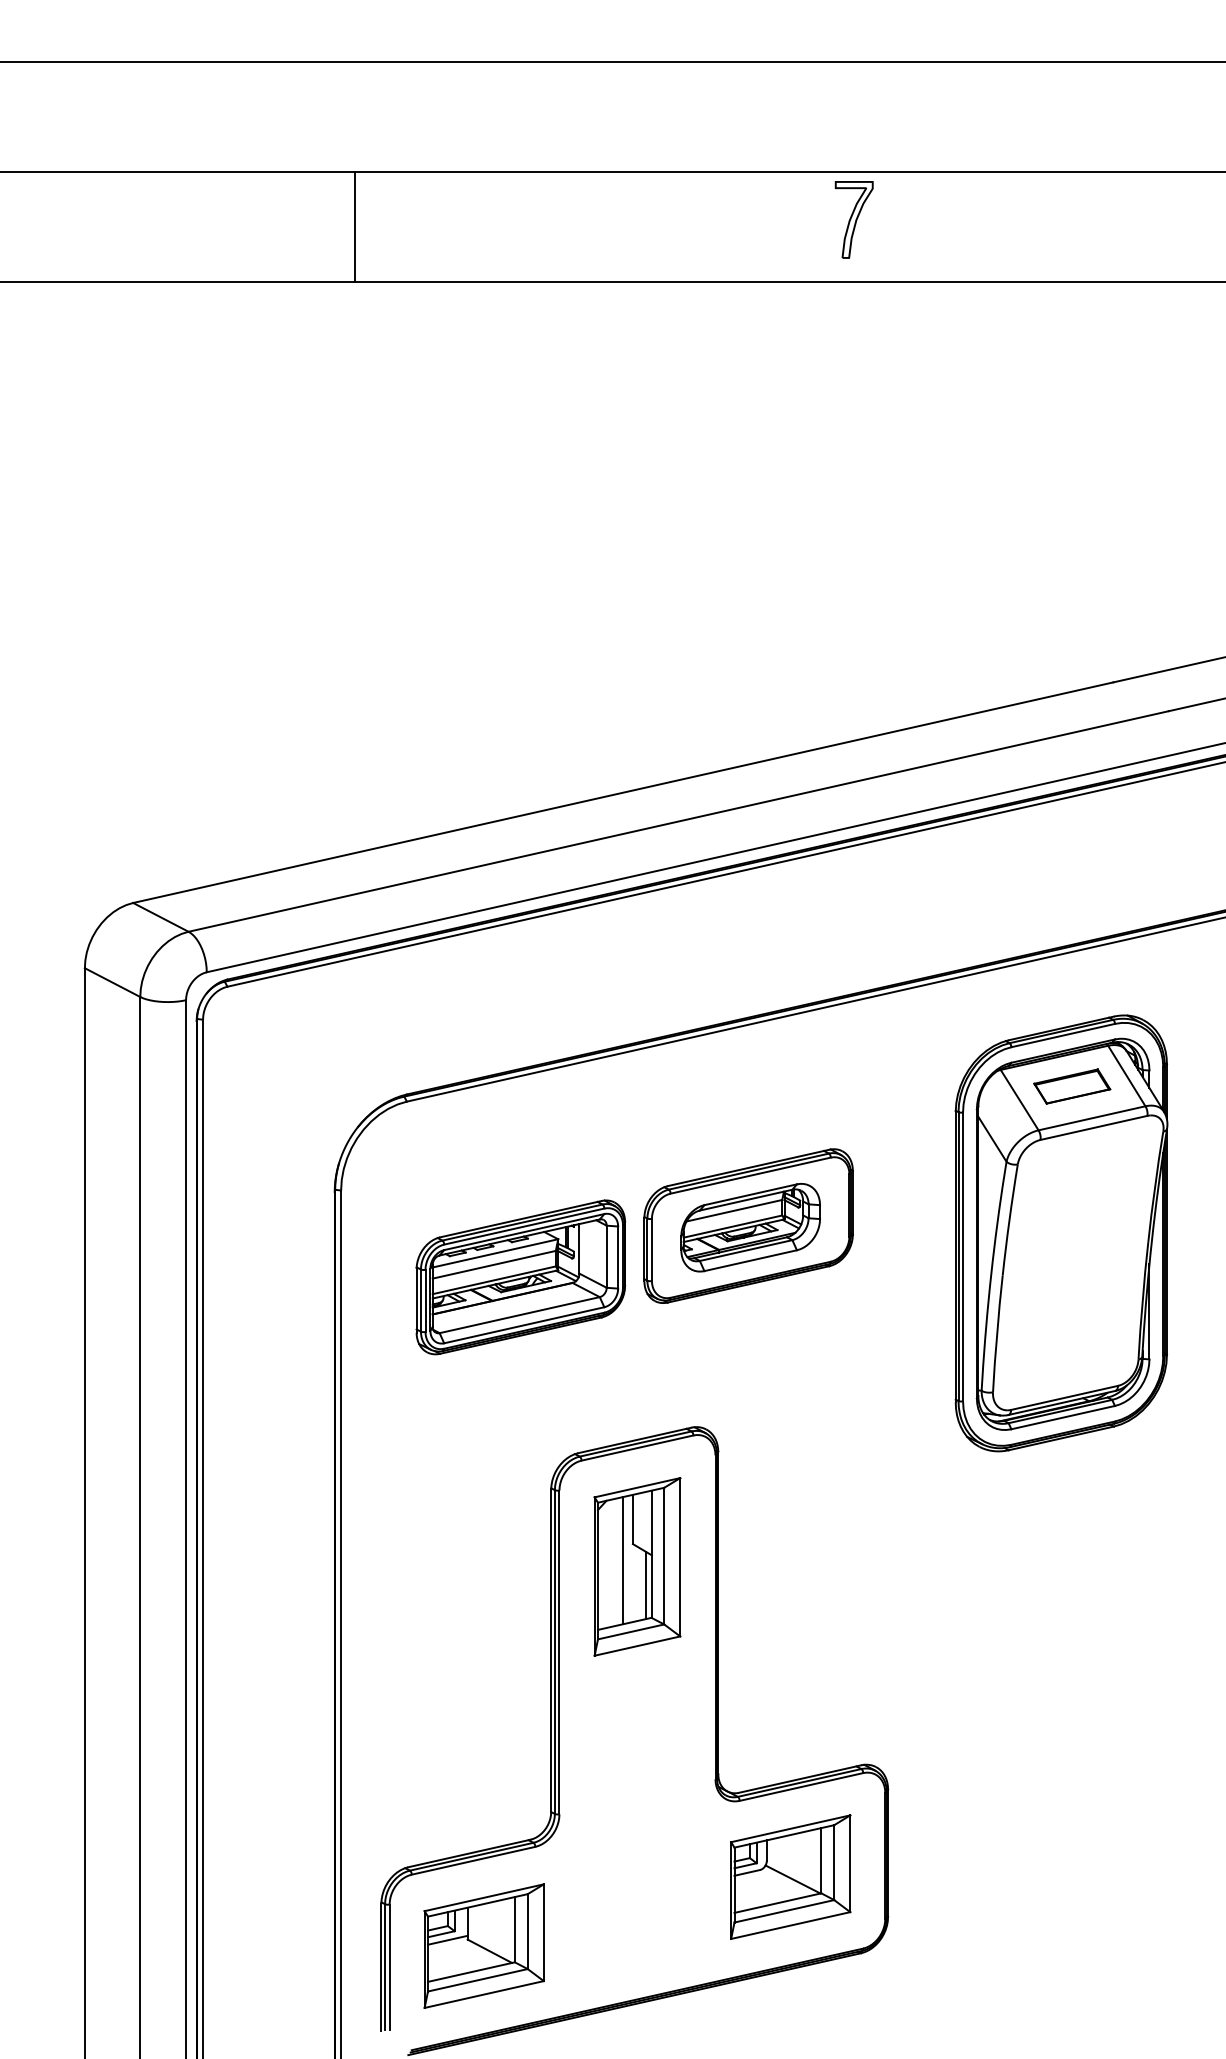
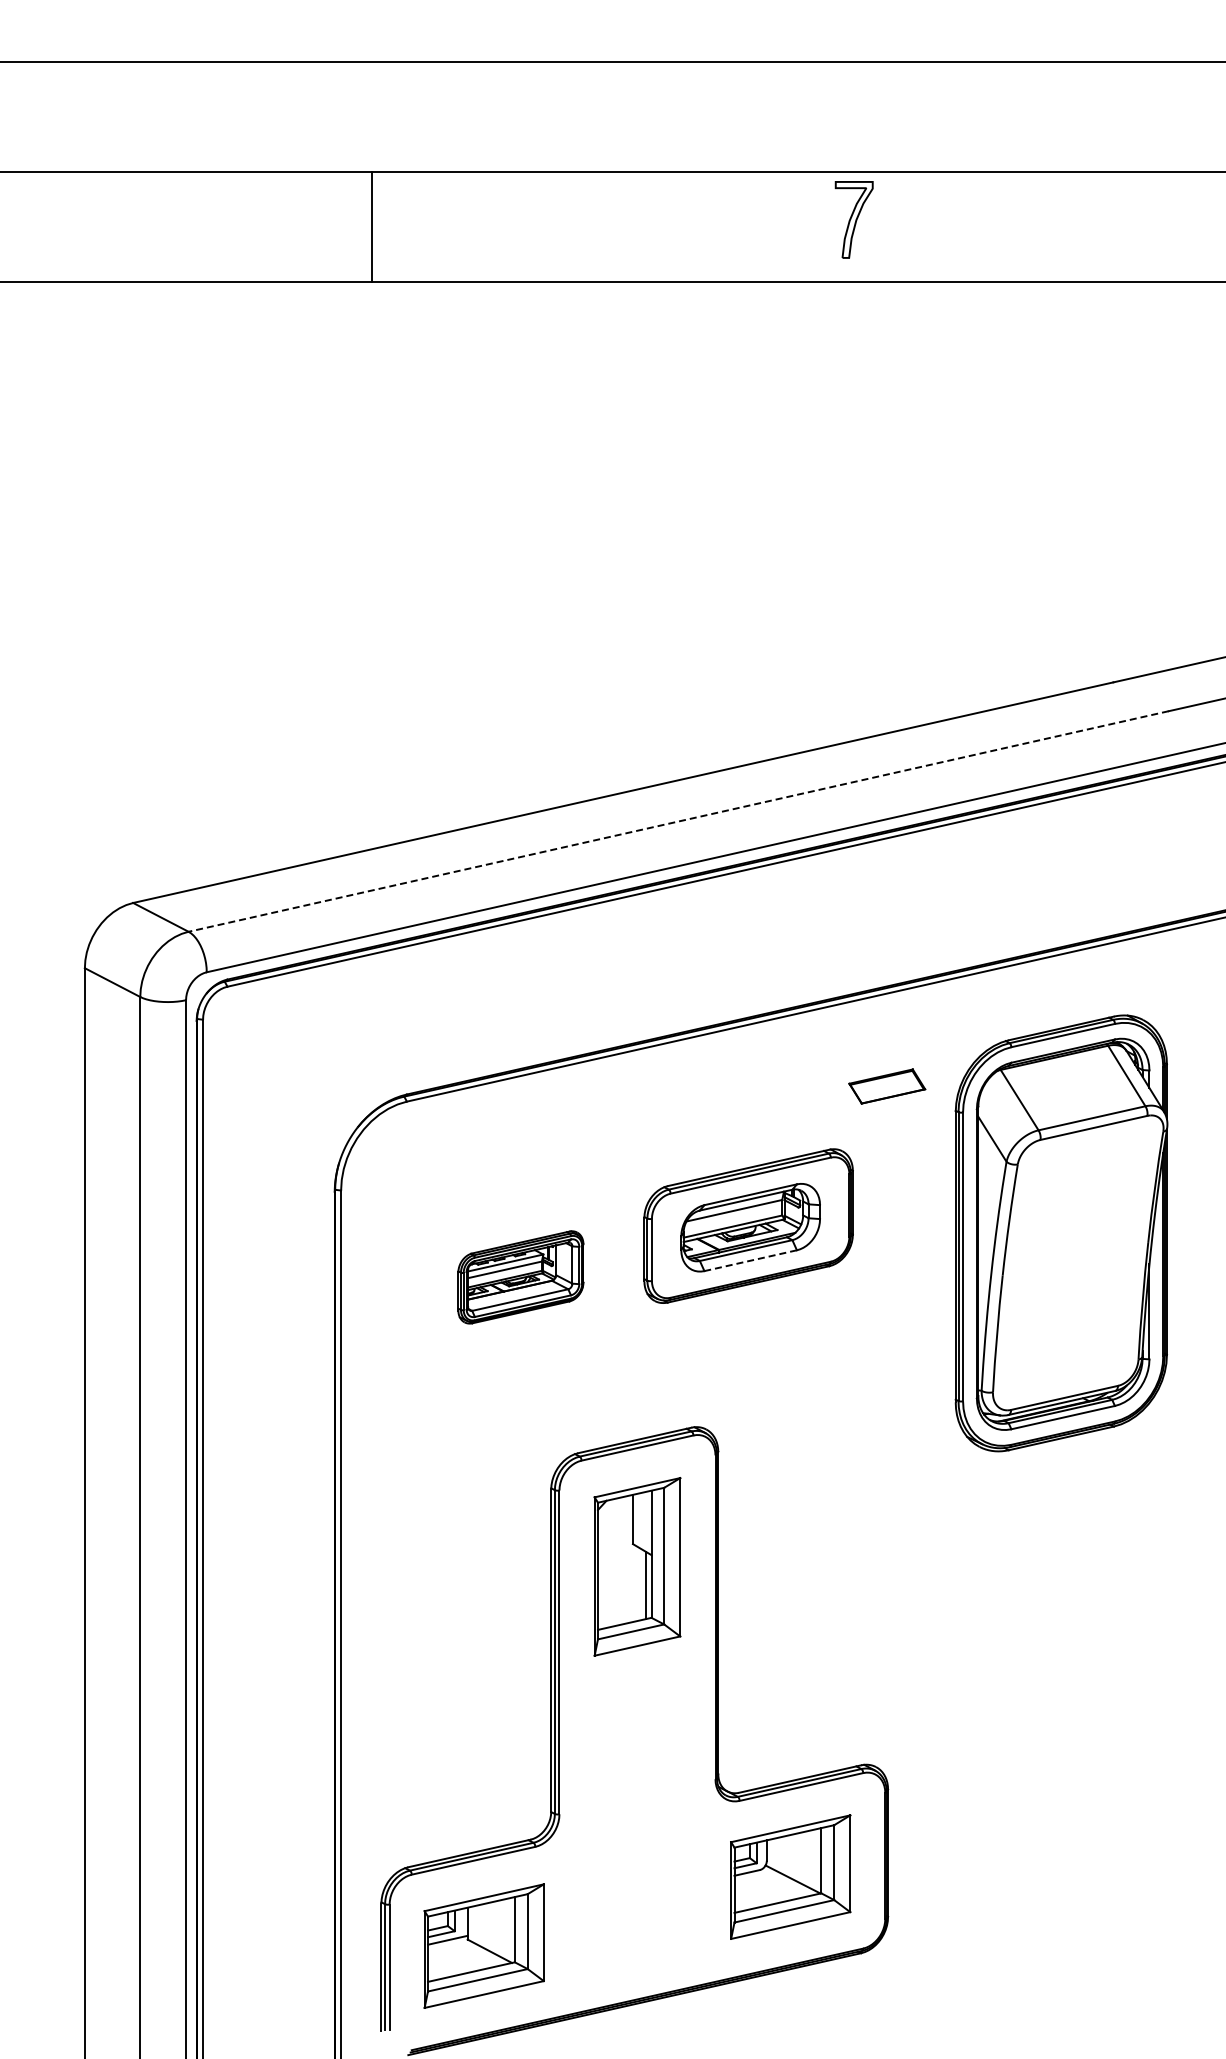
line position: (355, 226) -> (372, 226) (372, 226)
line: solid -> dashed (678, 821)
part position: (1072, 1086) -> (887, 1086) (887, 1086)
line: solid -> dashed (750, 1260)
part size: 212x157 px -> 128x95 px (520, 1277)
line: present -> none (622, 1560)
